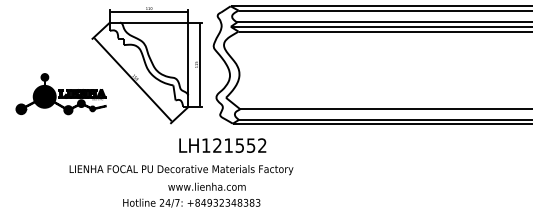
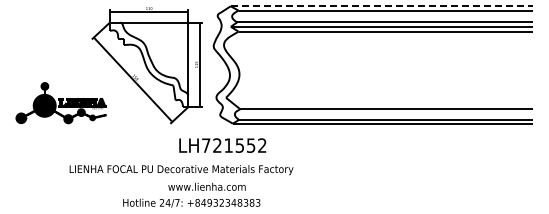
line: solid -> dashed (381, 6)
part position: (60, 94) -> (60, 103) (60, 103)
text: LH121552 -> LH721552 (206, 145)
